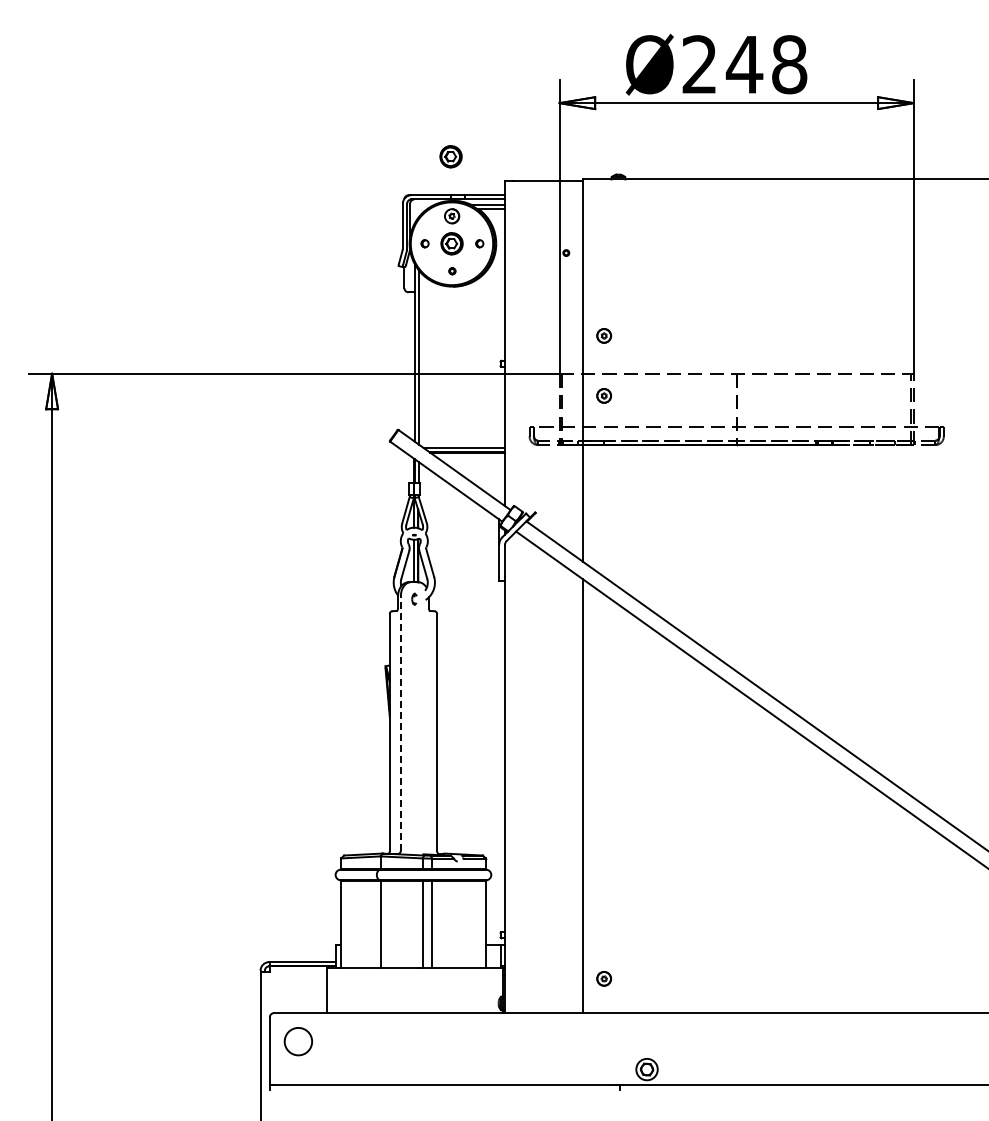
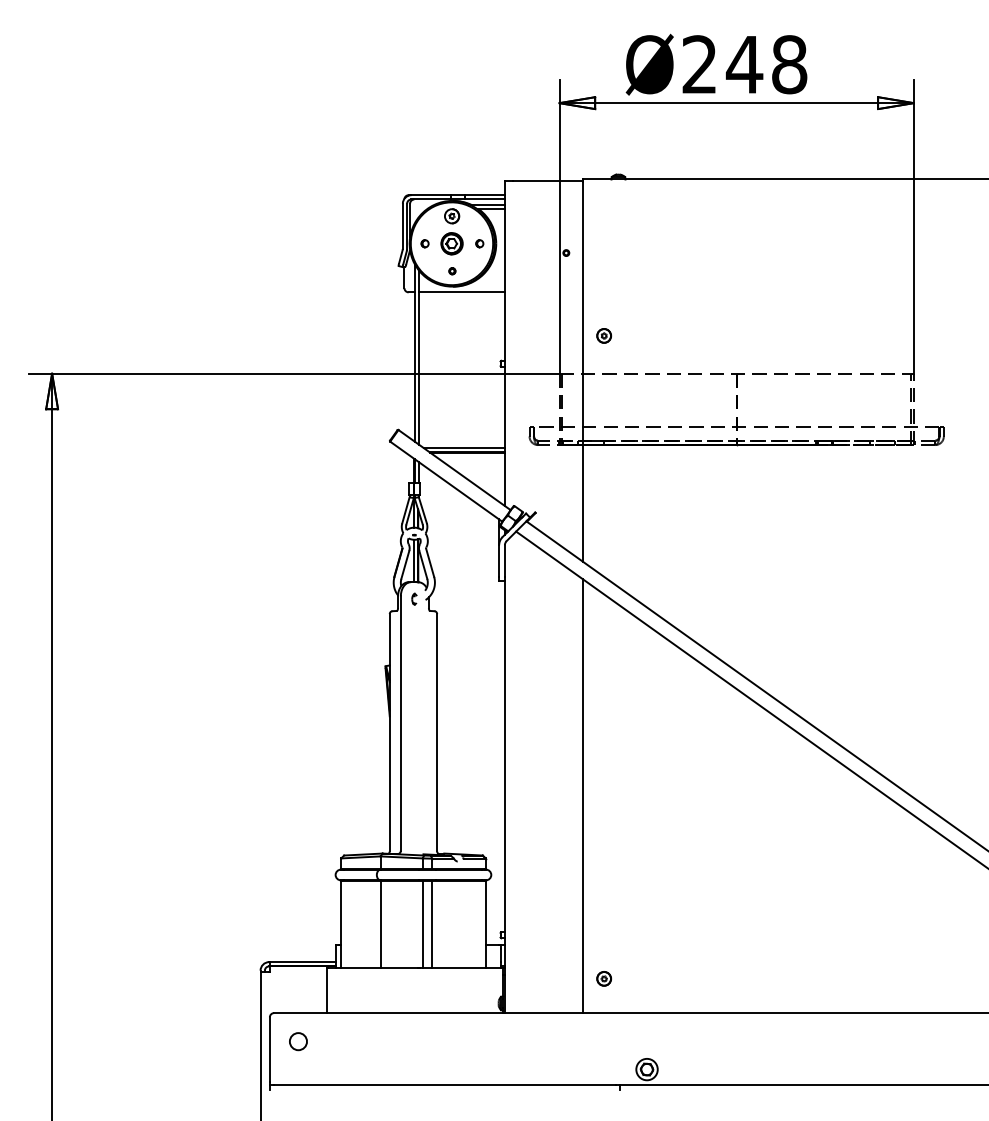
part: present -> none (450, 156)
line: none -> present (461, 292)
part: present -> none (603, 395)
line: dashed -> solid (400, 723)
circle diameter: 27 px -> 17 px (298, 1041)
